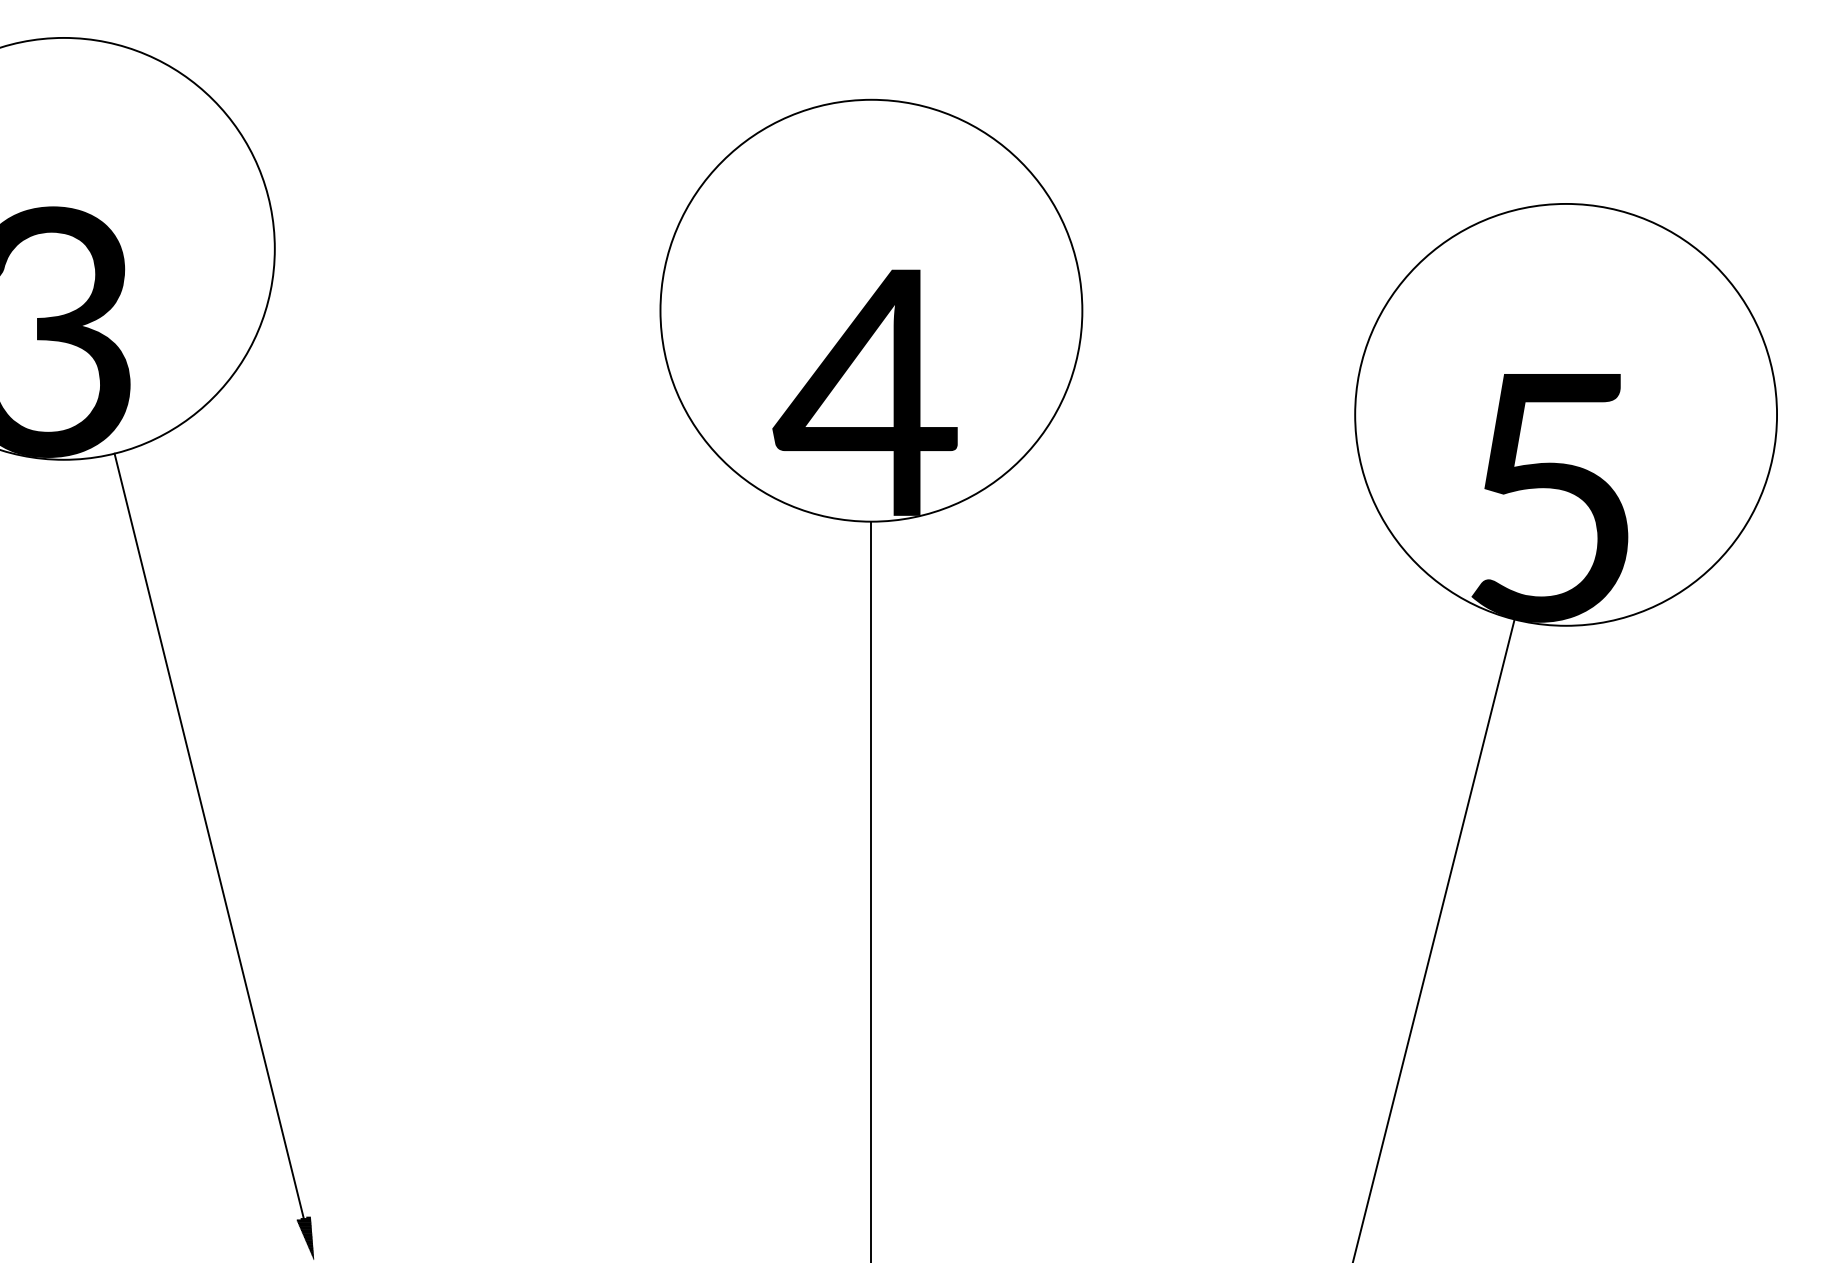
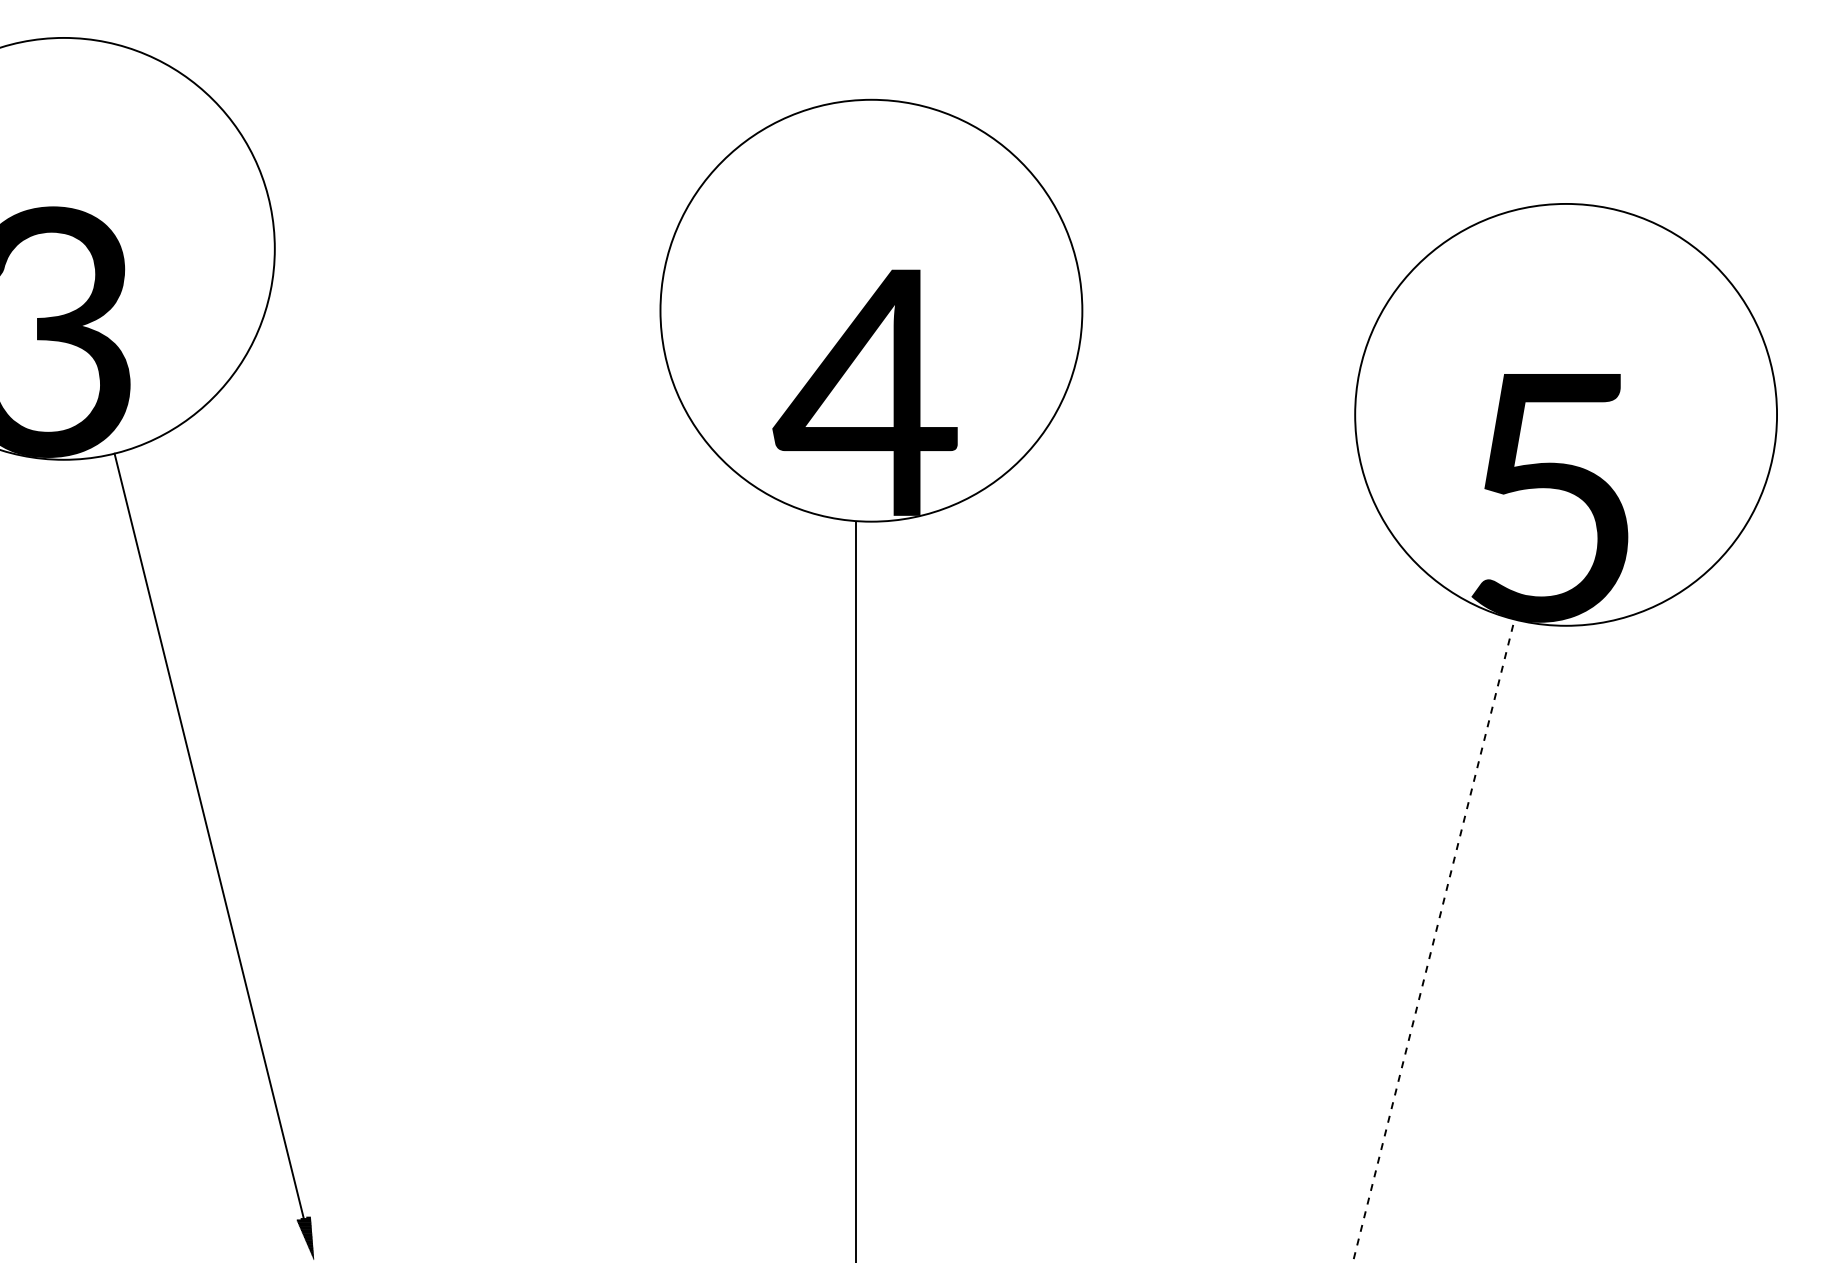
line position: (871, 890) -> (856, 890) (856, 890)
line: solid -> dashed (1433, 940)
